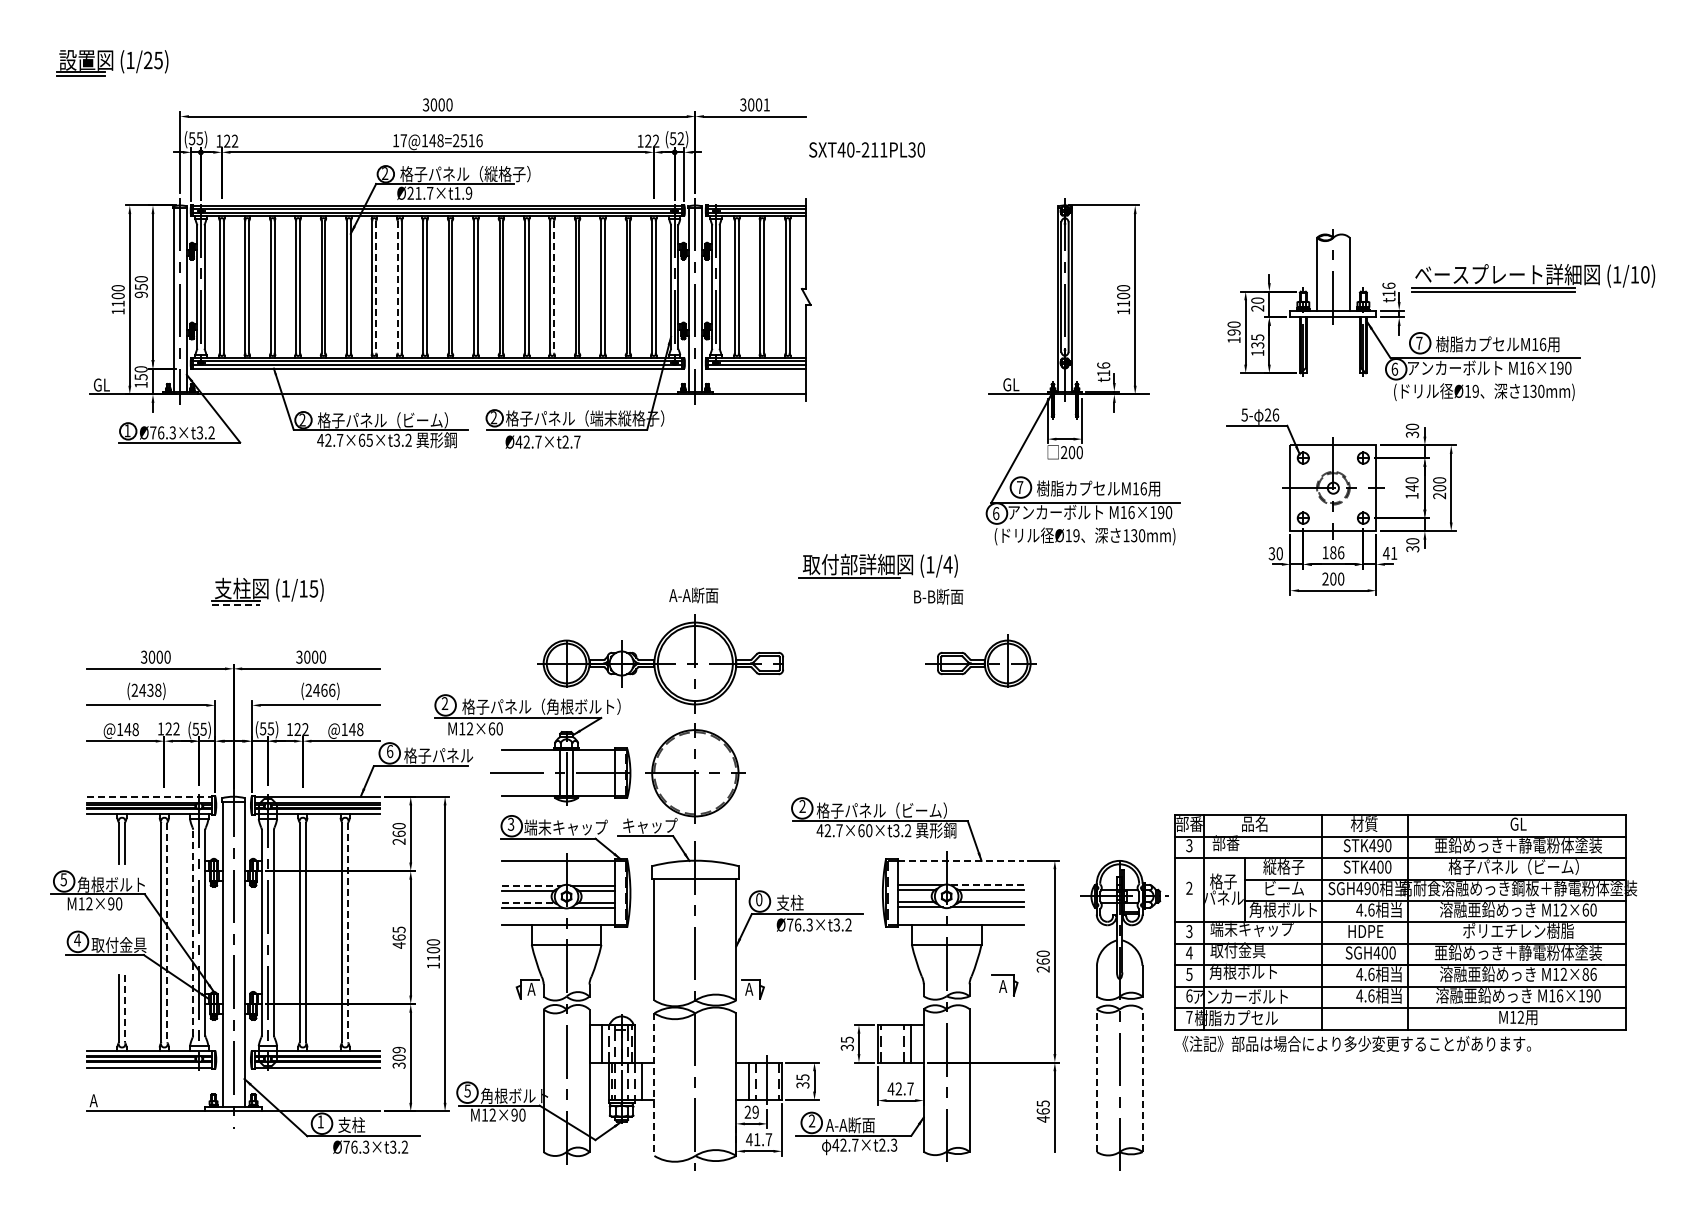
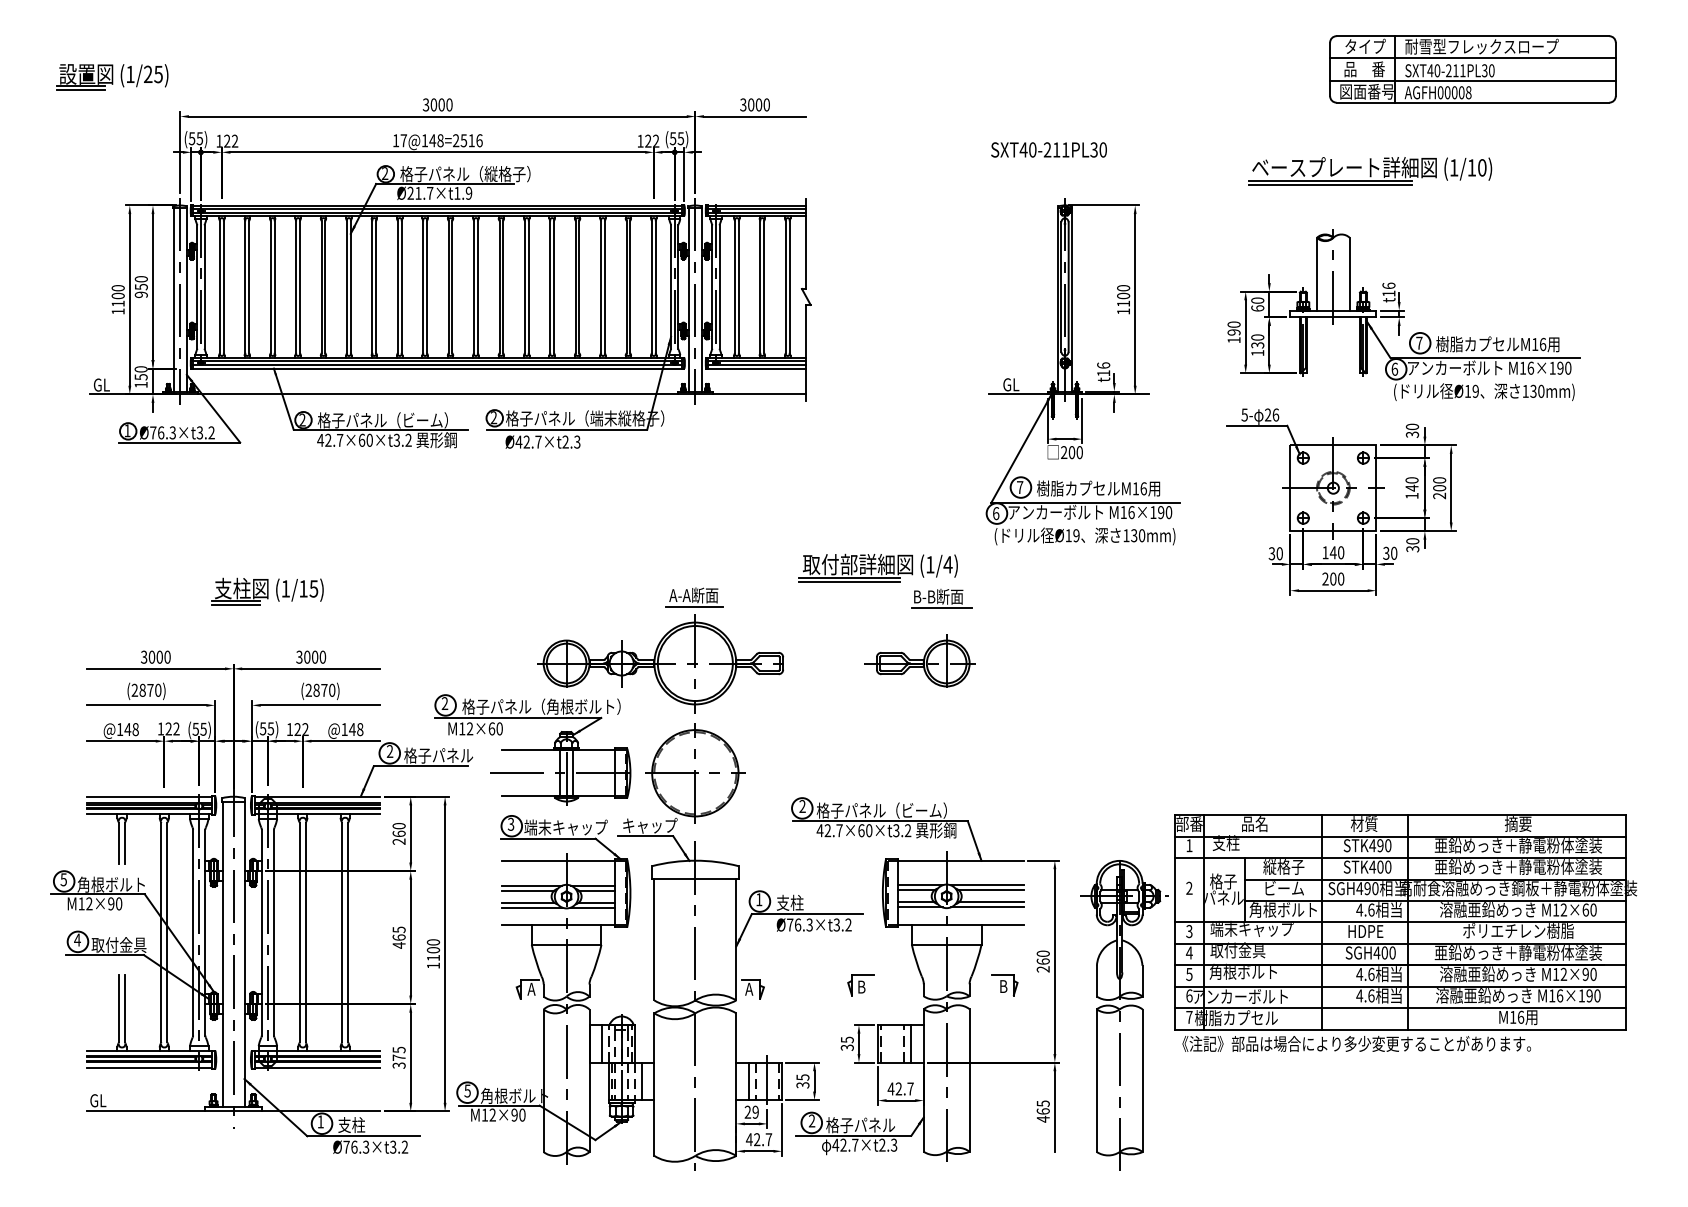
part position: (112, 63) -> (112, 77) (112, 77)
part: none -> present (1472, 69)
text: 3001 -> 3000 (766, 104)
text: (52) -> (55) (680, 138)
text position: (866, 149) -> (1048, 149) (1048, 149)
part position: (1533, 278) -> (1370, 171) (1370, 171)
line: dashed -> solid (376, 287)
line: dashed -> solid (397, 287)
line: dashed -> solid (554, 287)
text: 20 -> 60 (1257, 308)
text: 135 -> 130 (1257, 337)
text: 42.7×65×t3.2 -> 42.7×60×t3.2 (369, 439)
text: Ø42.7×t2.7 -> Ø42.7×t2.3 (577, 441)
text: 186 -> 140 (1336, 552)
text: 41 -> 30 (1389, 552)
line: none -> present (849, 582)
line: dashed -> solid (235, 605)
line: none -> present (694, 607)
line: none -> present (941, 607)
part position: (980, 660) -> (919, 660) (919, 660)
text: (2438) -> (2870) (150, 689)
text: (2466) -> (2870) (324, 689)
text: 6 -> 2 (389, 751)
line: dashed -> solid (149, 796)
text: GL -> 摘要 (1517, 823)
text: 部番 -> 支柱 (1225, 843)
text: 3 -> 1 (1189, 845)
line: dashed -> solid (961, 860)
text: 格子パネル（ビーム） -> 亜鉛めっき＋静電粉体塗装 (1517, 866)
line: dashed -> solid (532, 885)
line: dashed -> solid (987, 885)
text: 0 -> 1 (759, 899)
line: dashed -> solid (528, 902)
line: dashed -> solid (167, 932)
line: dashed -> solid (193, 932)
line: dashed -> solid (348, 932)
text: M12×86 -> M12×90 (1589, 973)
part: none -> present (860, 985)
text: A -> B (1003, 986)
line: dashed -> solid (125, 1008)
text: M12 -> M16 (1520, 1016)
text: 309 -> 375 (398, 1053)
line: dashed -> solid (1096, 1080)
line: dashed -> solid (1142, 1080)
line: dashed -> solid (654, 1085)
text: A -> GL (97, 1100)
text: A-A断面 -> 格子パネル (859, 1125)
text: 41.7 -> 42.7 (757, 1139)
